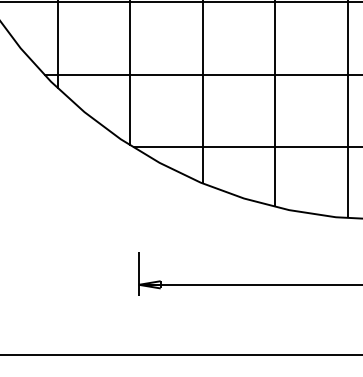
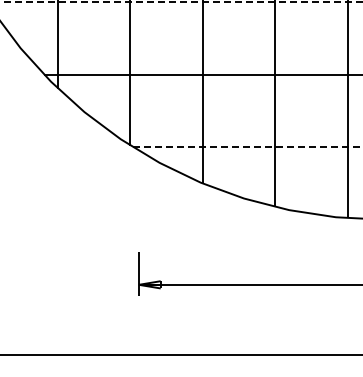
line: solid -> dashed (181, 2)
line: solid -> dashed (247, 147)
